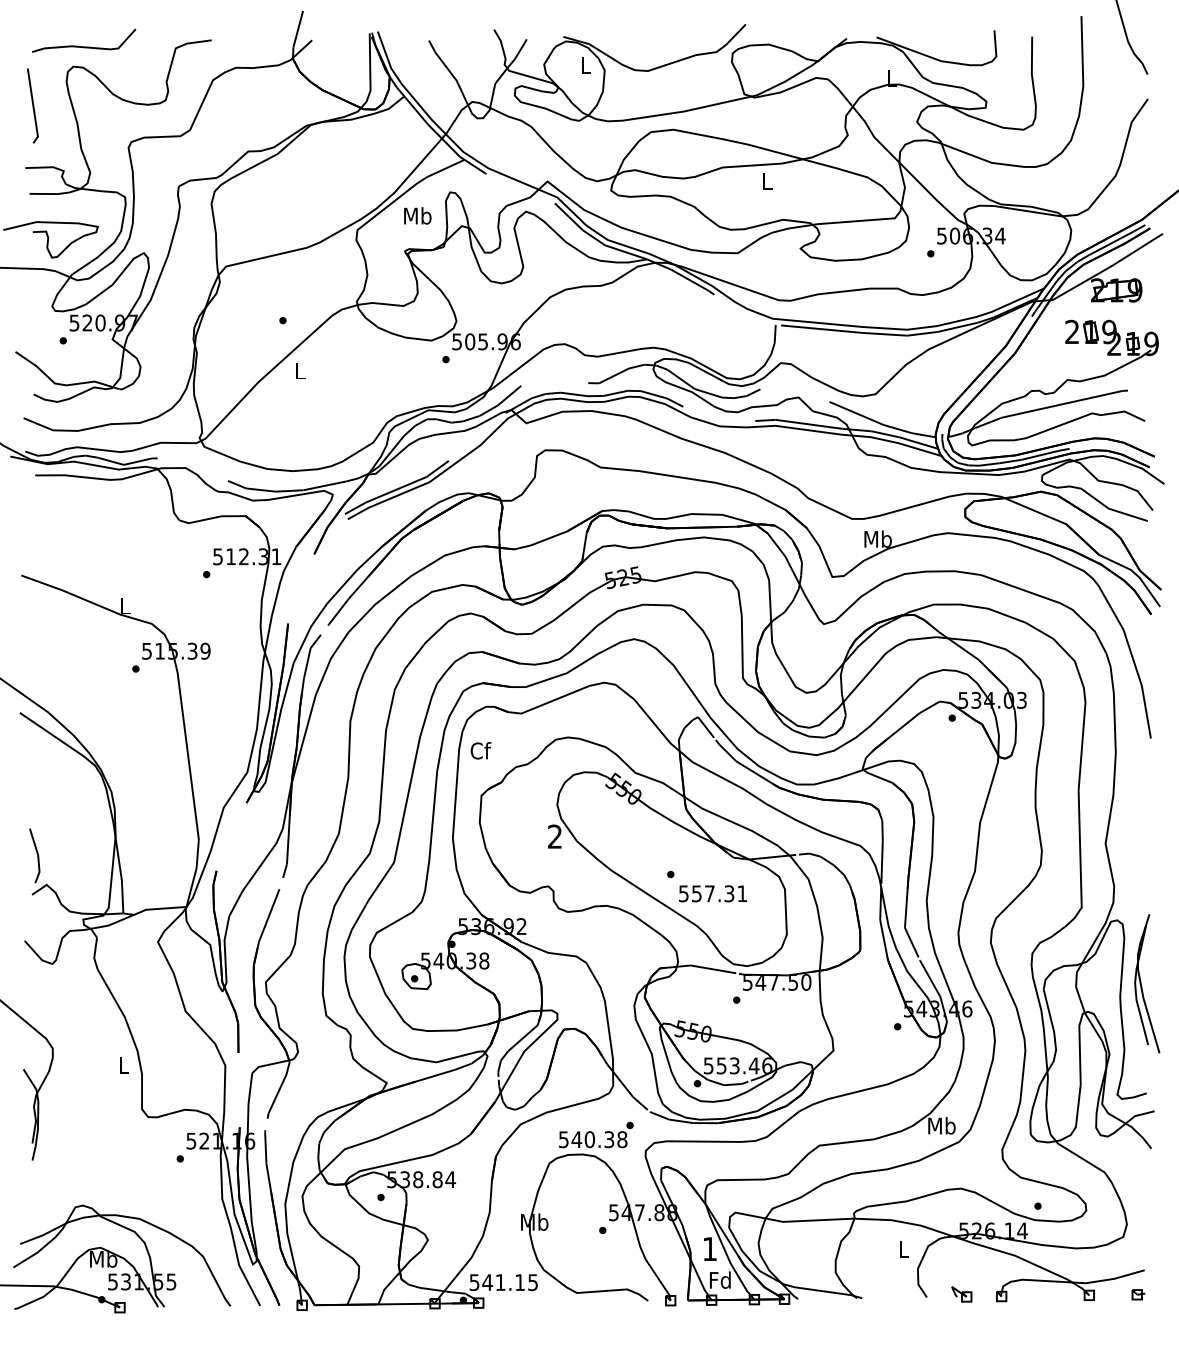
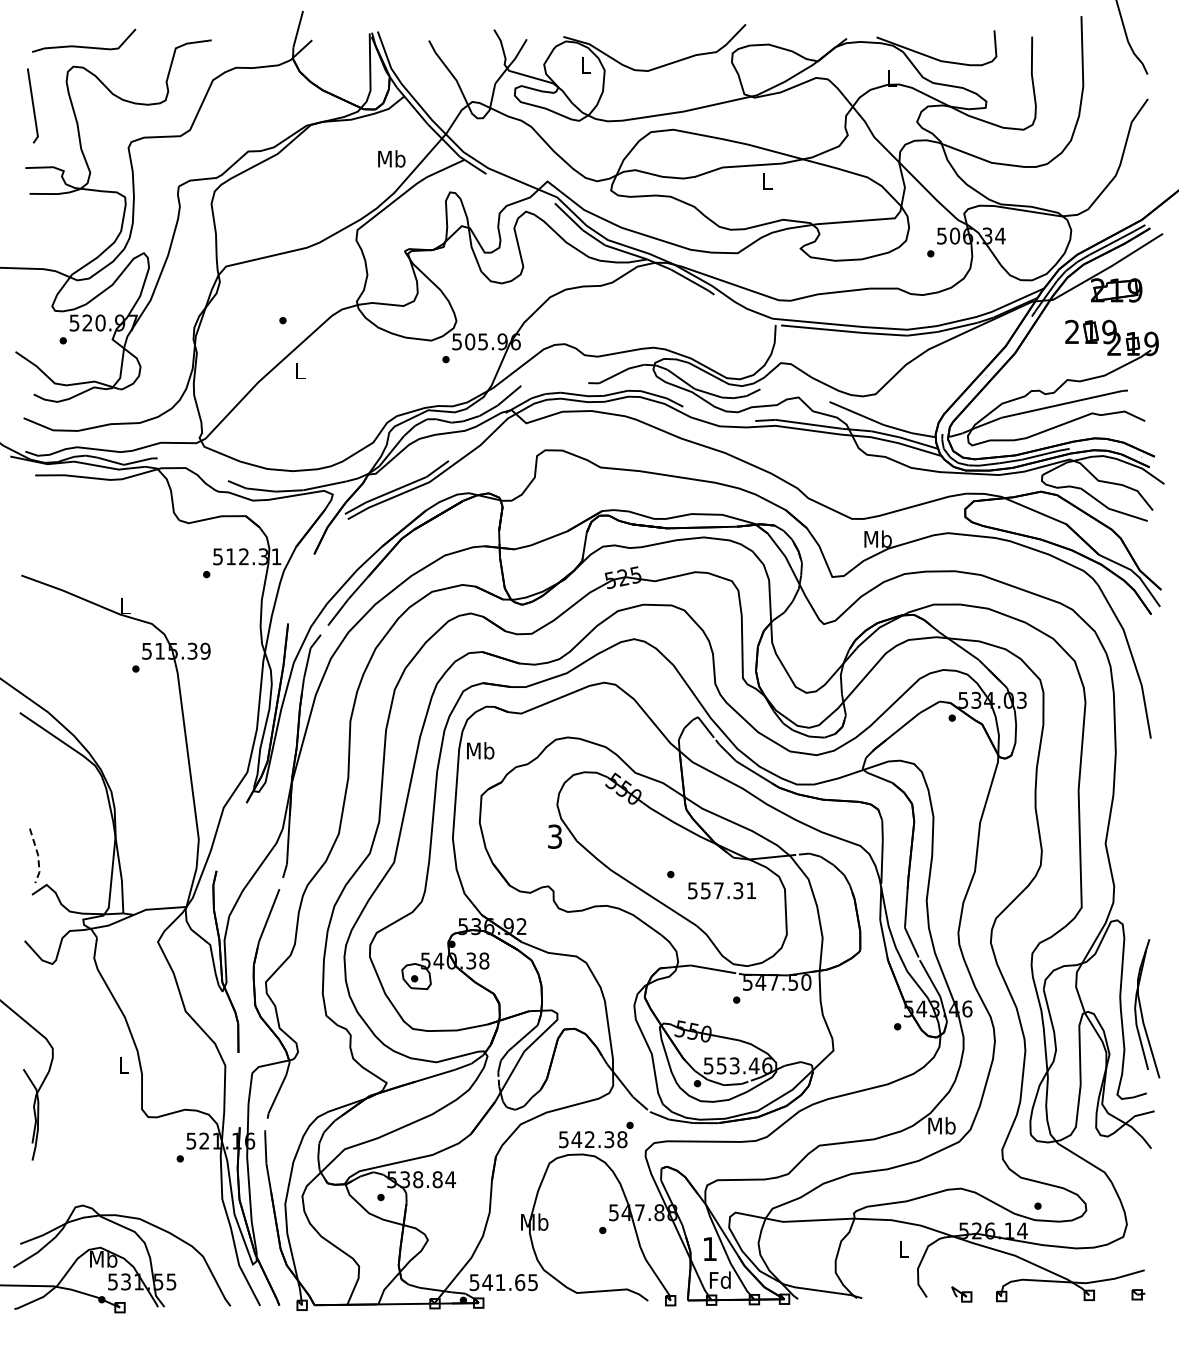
text position: (417, 215) -> (391, 158) (391, 158)
curve: present -> none (49, 238)
text: Cf -> Mb (480, 750)
text: 2 -> 3 (555, 836)
line: solid -> dashed (38, 856)
text position: (712, 893) -> (721, 890) (721, 890)
part position: (1147, 983) -> (1147, 1008) (1147, 1008)
text: 540.38 -> 542.38 (589, 1139)
text: 541.15 -> 541.65 (520, 1282)
